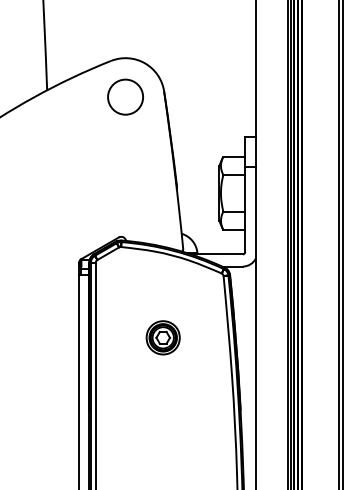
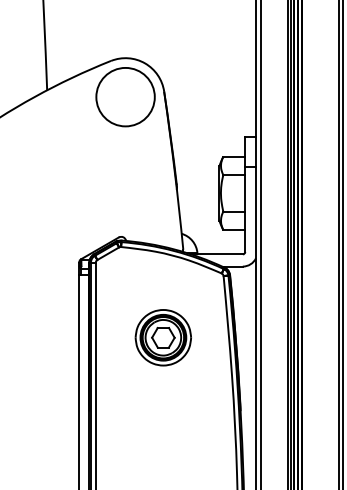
circle diameter: 35 px -> 58 px (125, 96)
line: none -> present (261, 244)
part size: 36x36 px -> 58x58 px (162, 337)
